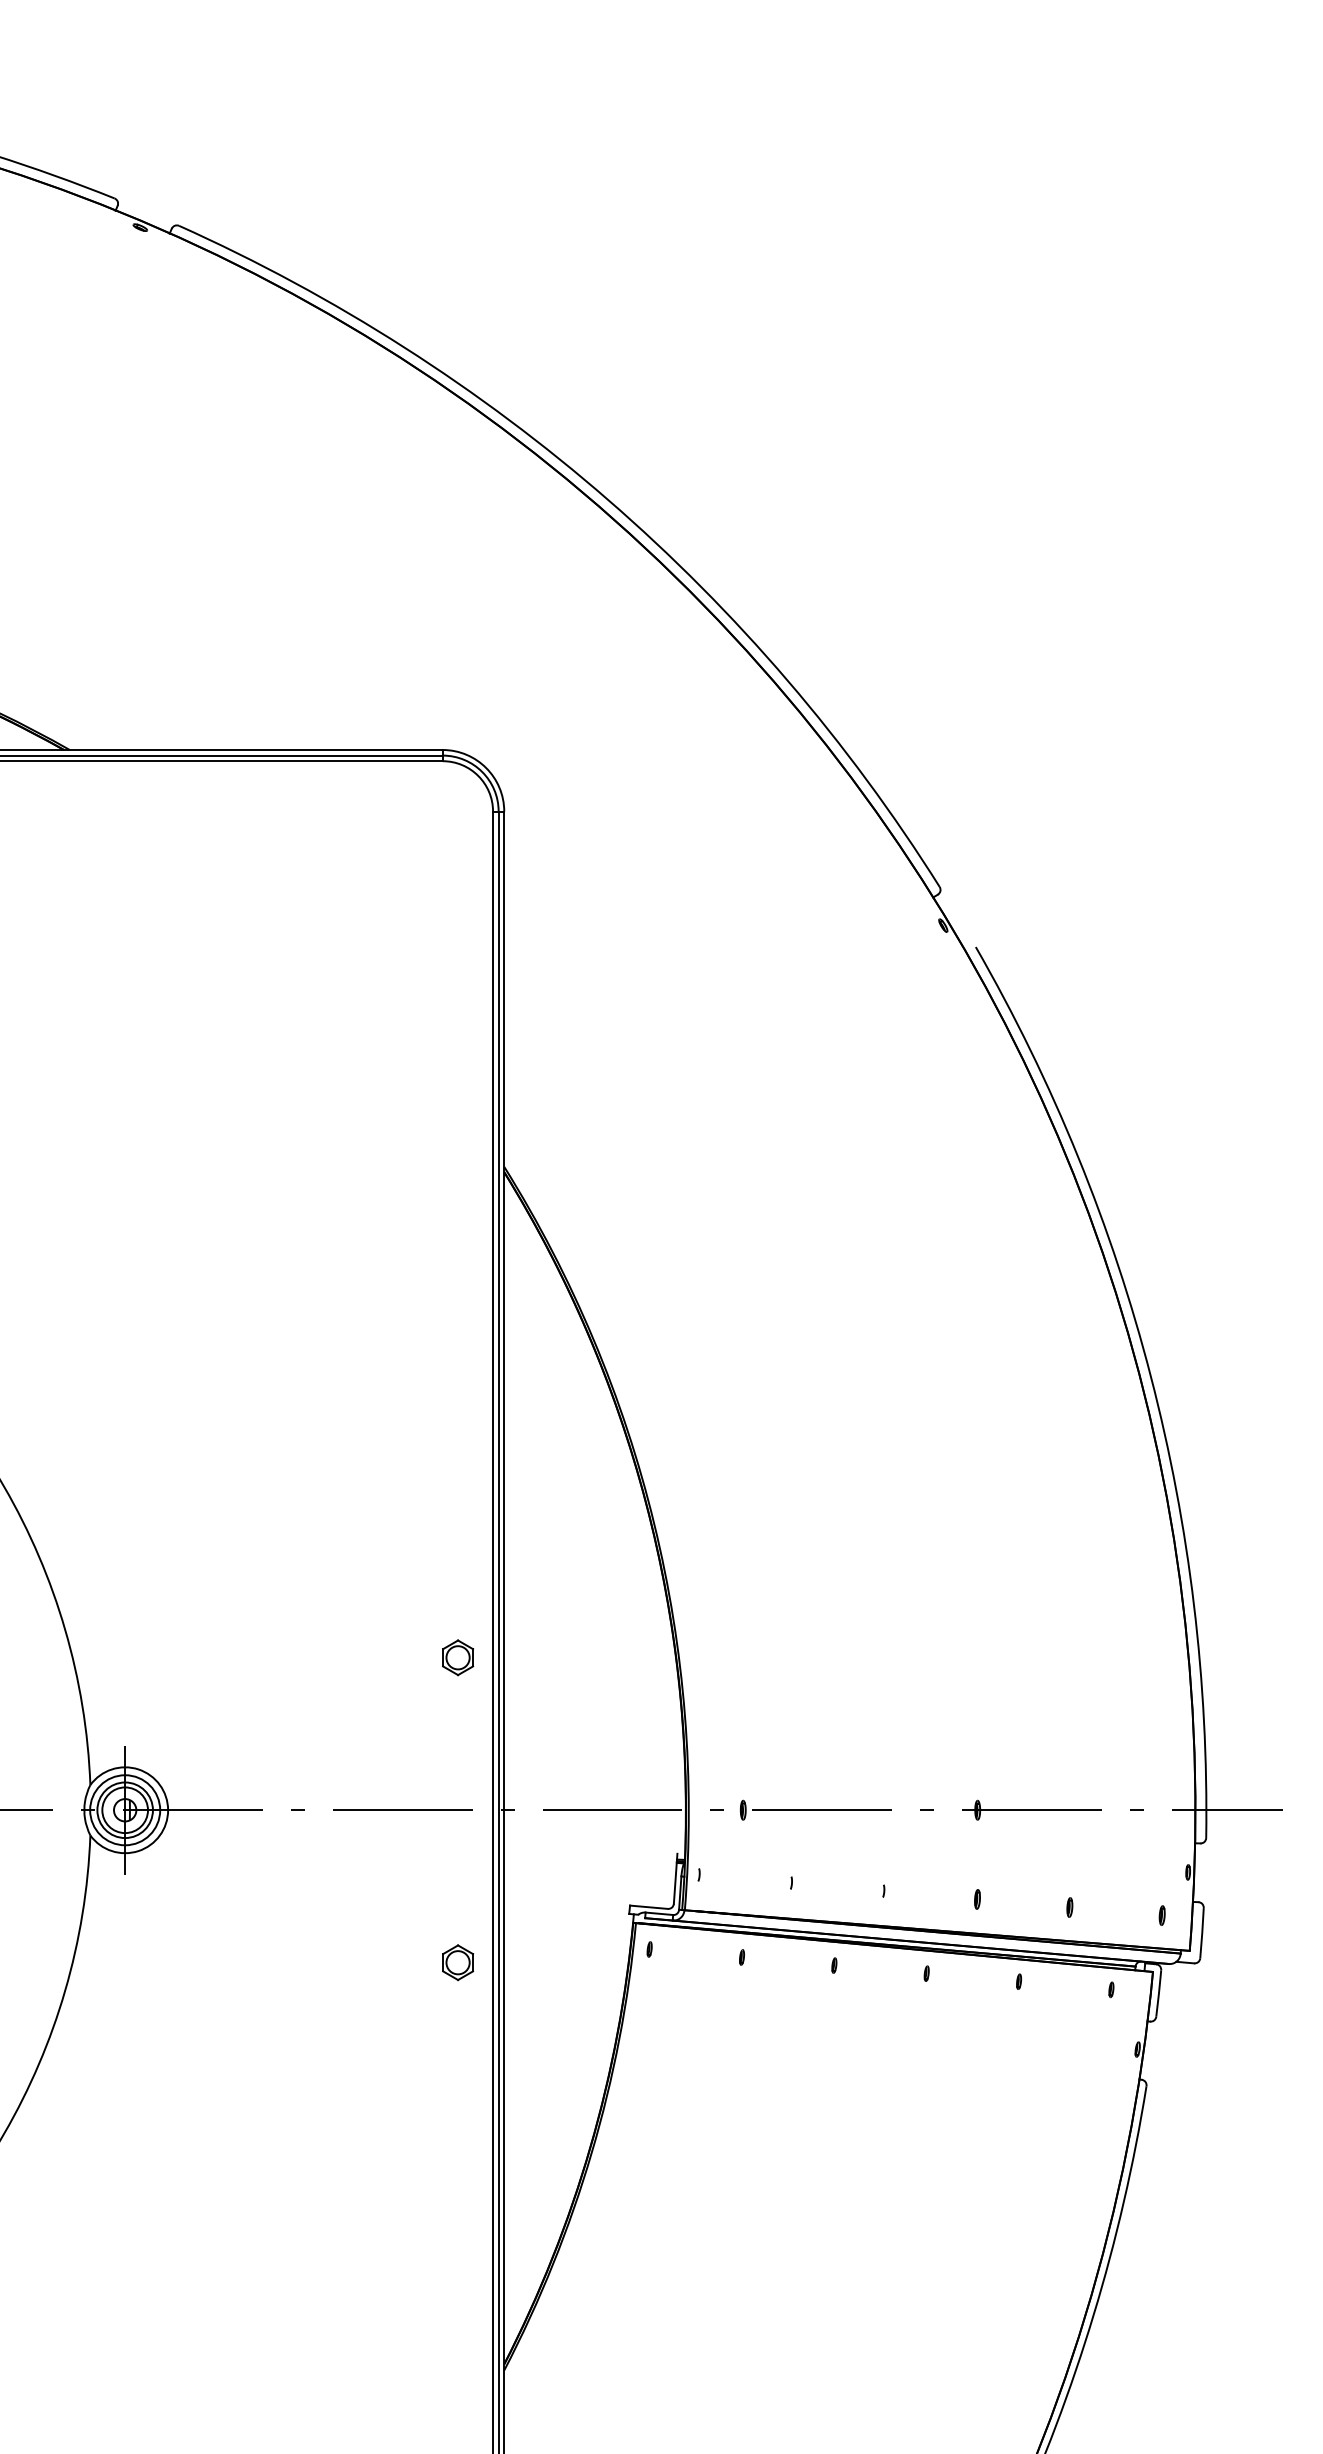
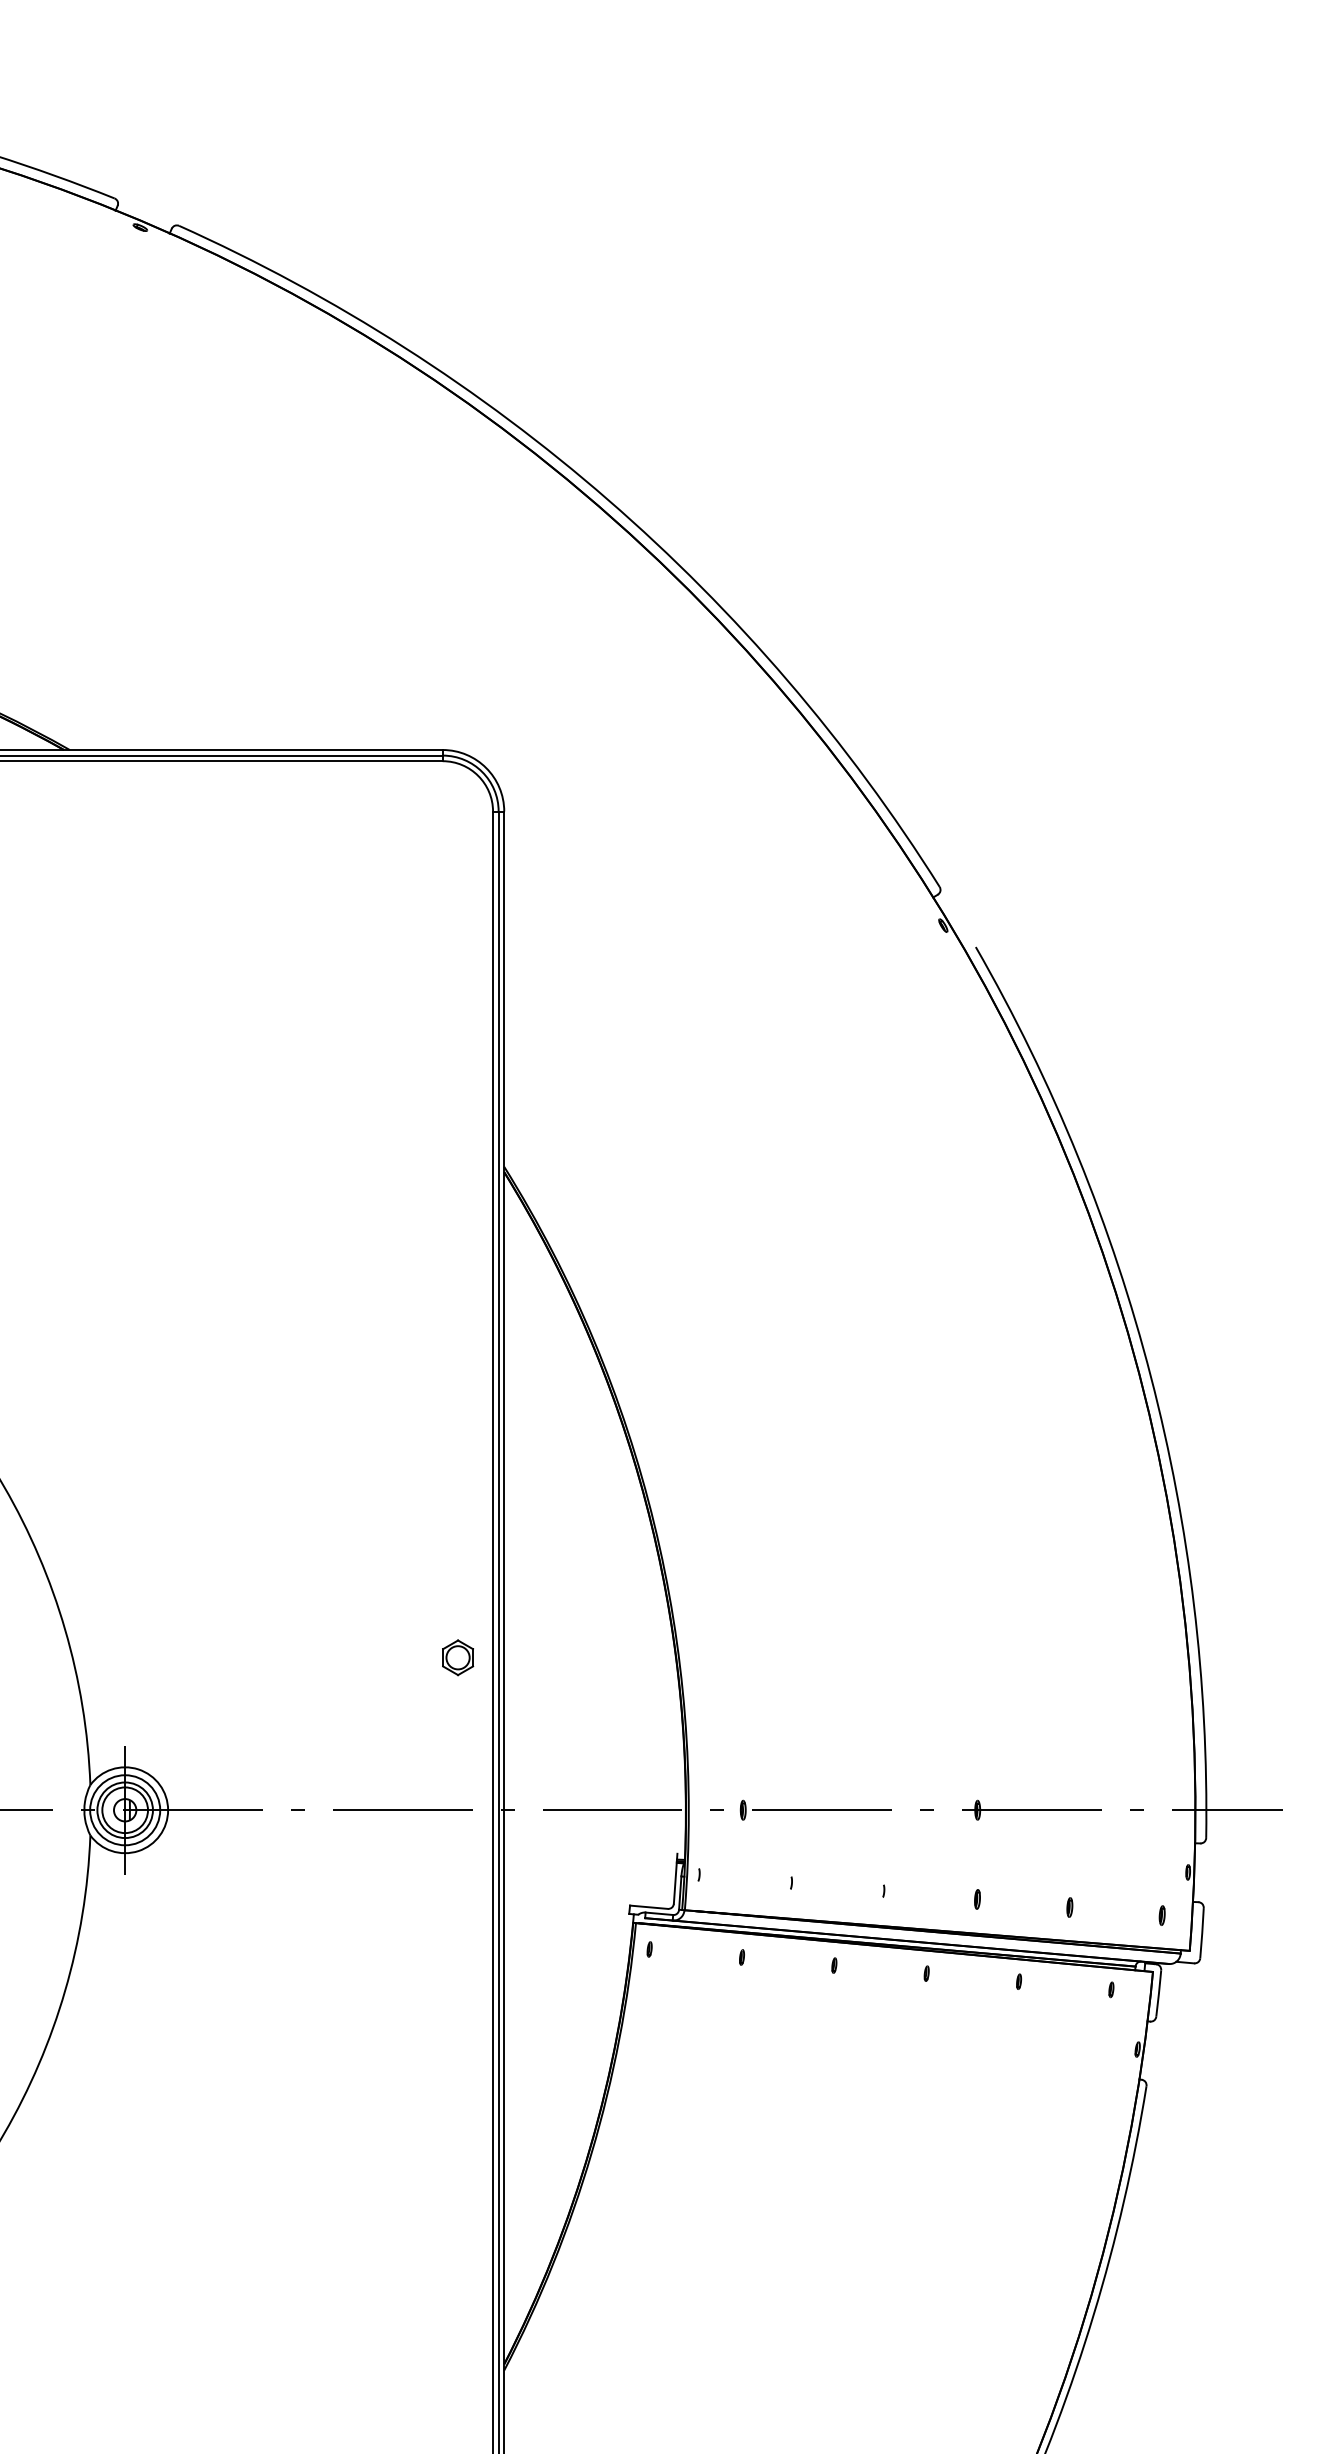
part: present -> none (458, 1962)
